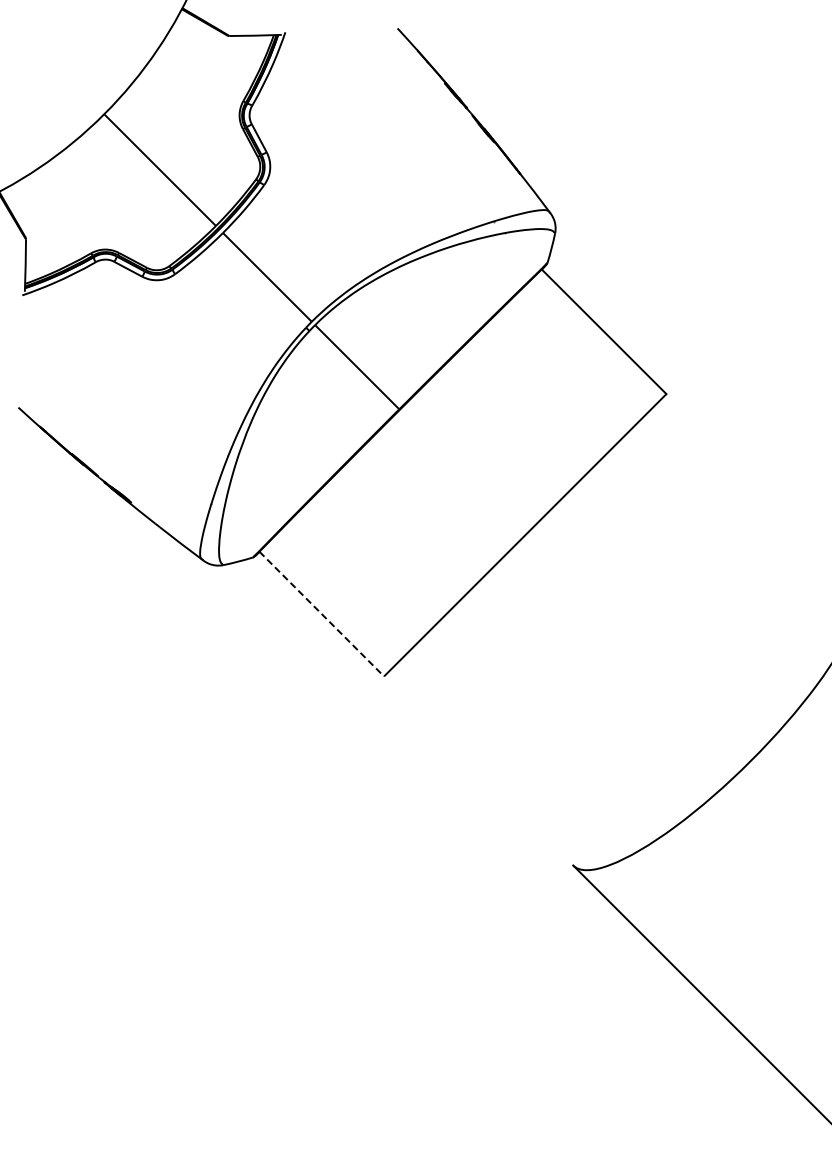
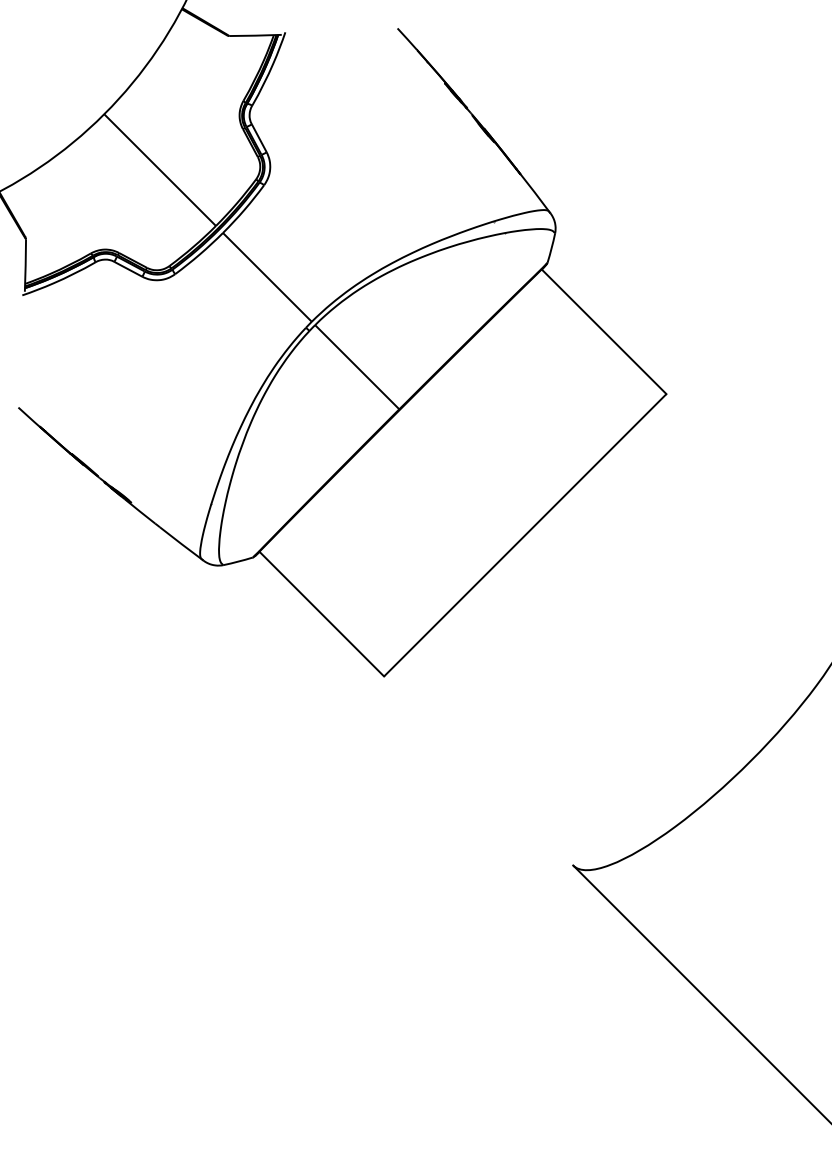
line: dashed -> solid (322, 614)
